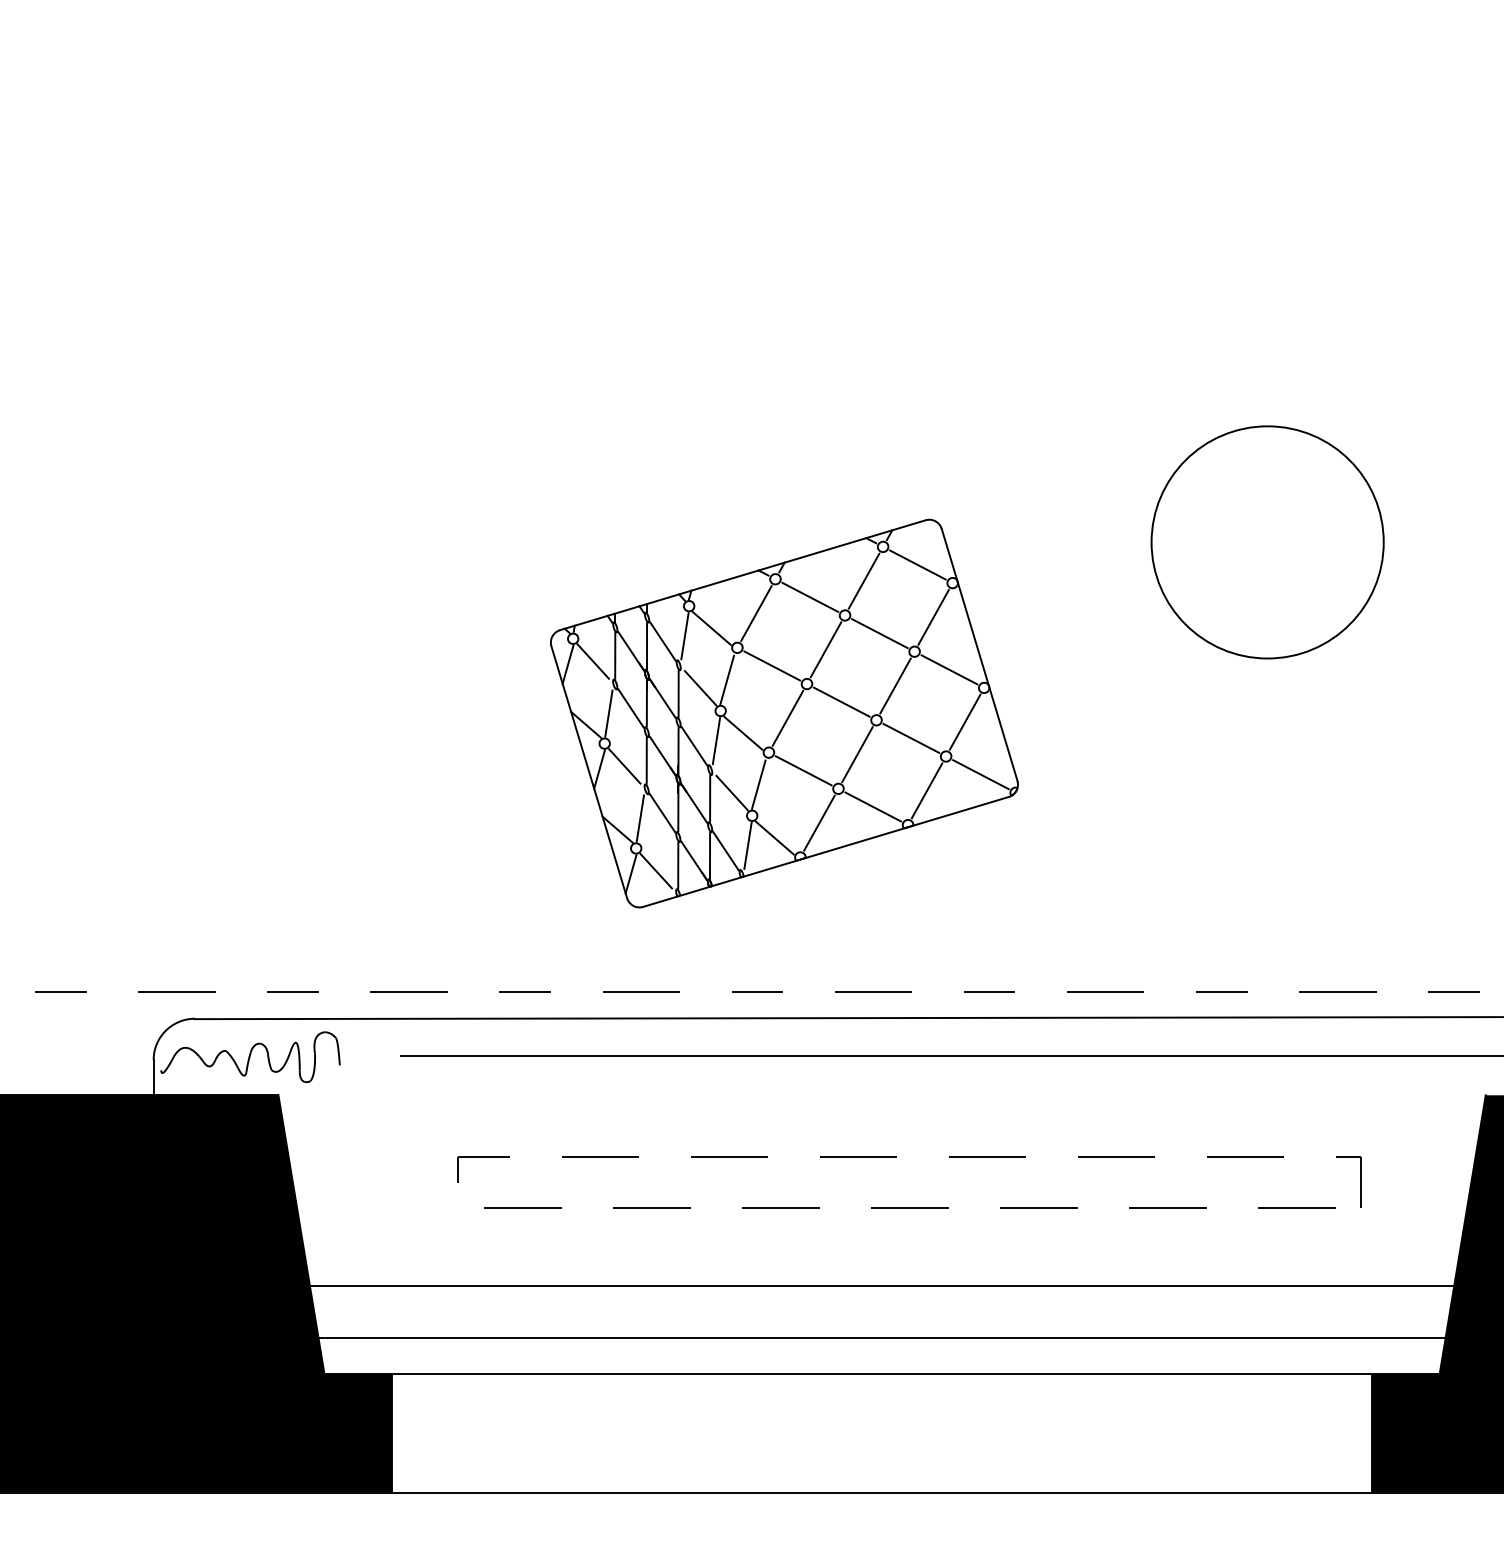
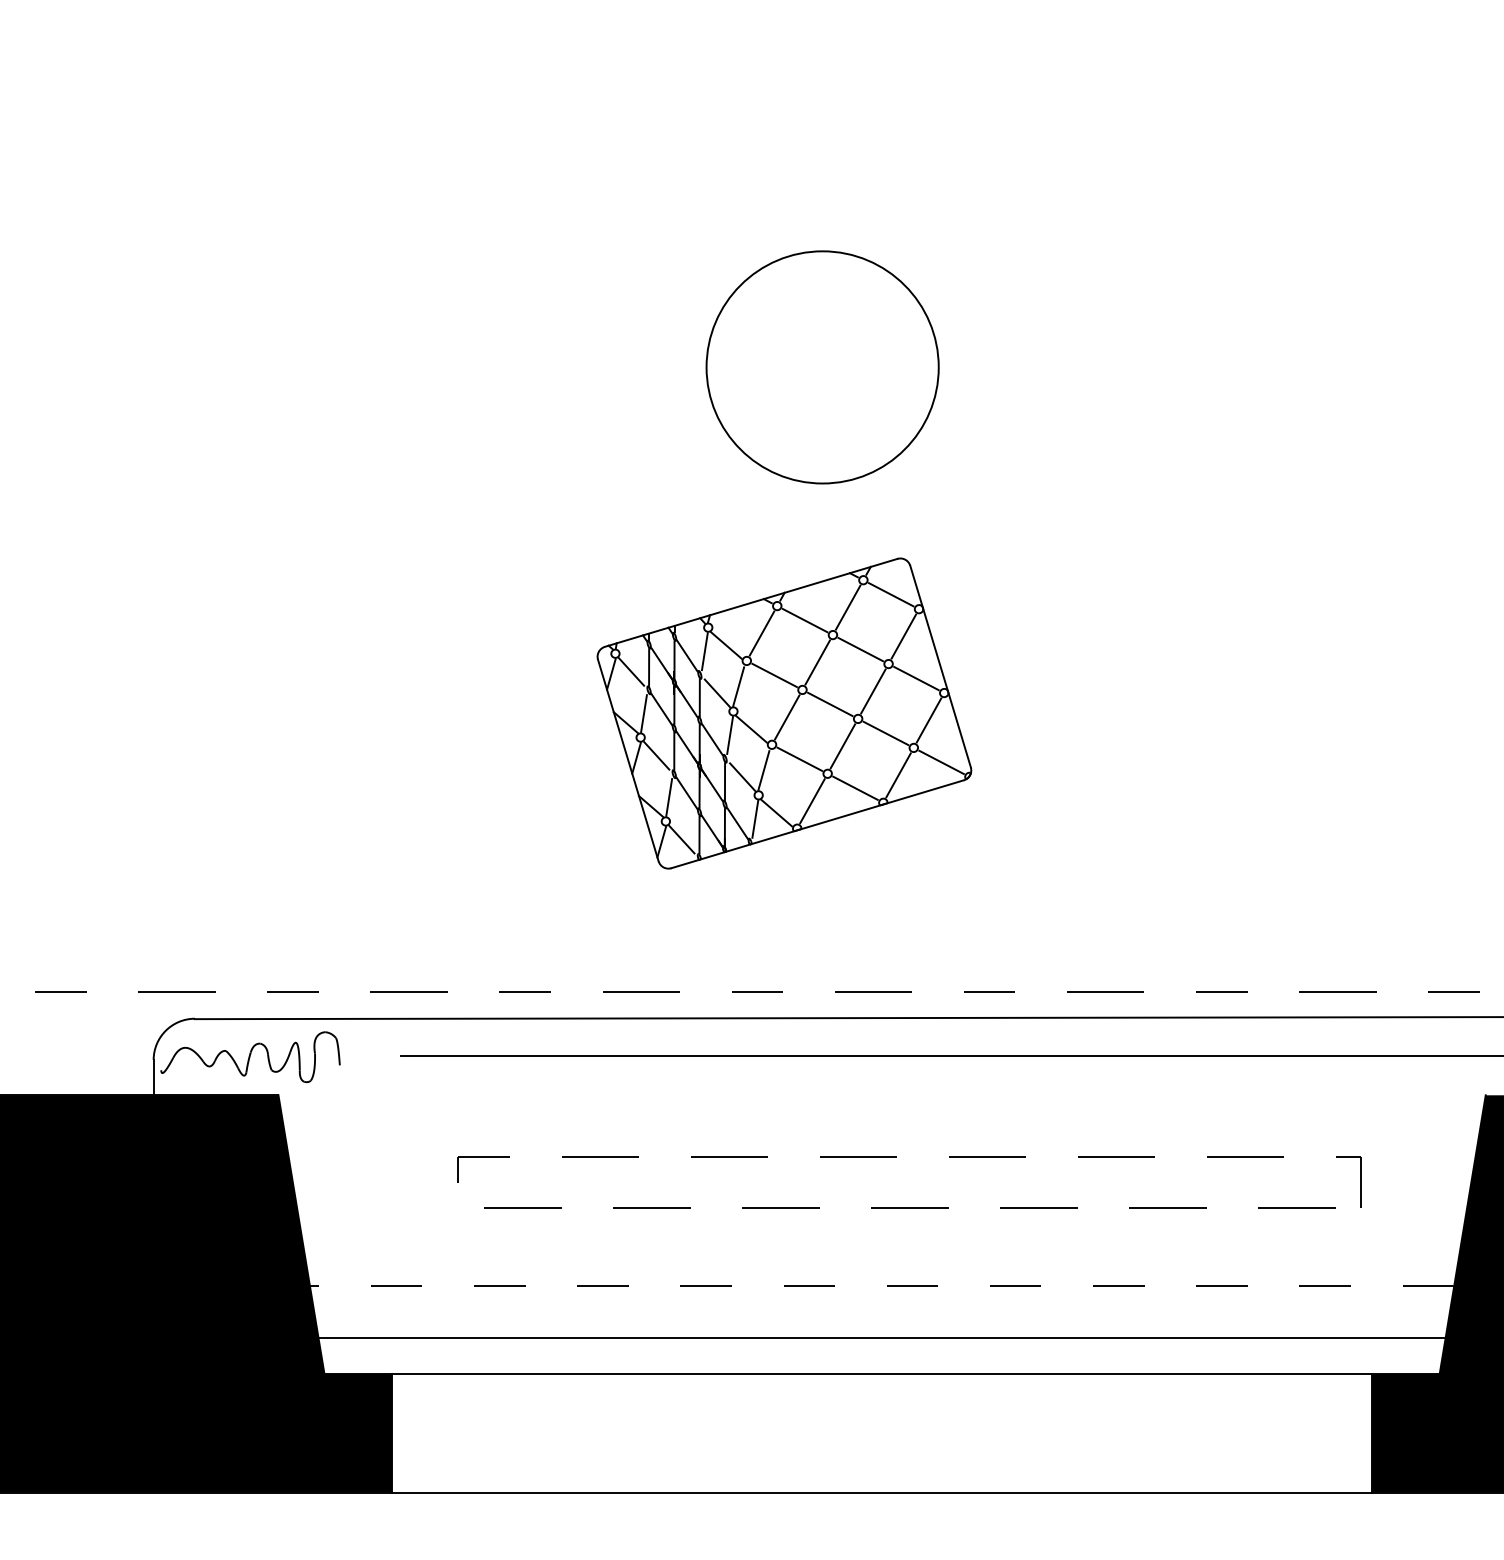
circle position: (1267, 542) -> (822, 367) (822, 367)
part size: 469x391 px -> 377x313 px (784, 713)
line: solid -> dashed (881, 1286)
